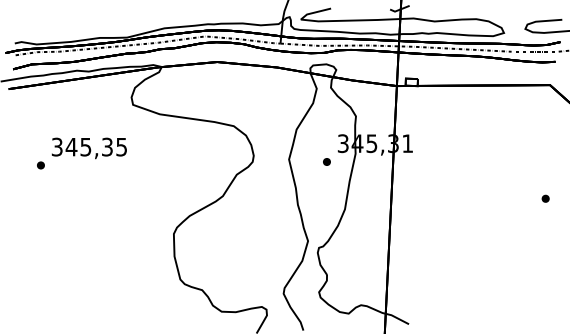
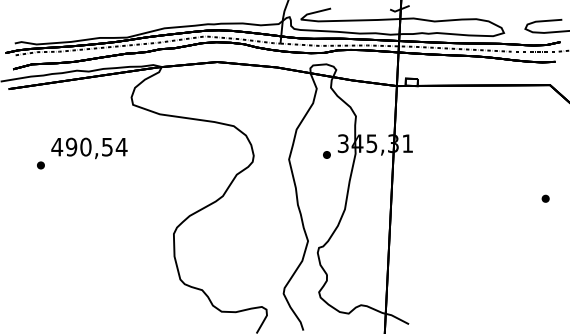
text: 345,35 -> 490,54 (89, 146)
part position: (326, 161) -> (326, 154) (326, 154)
